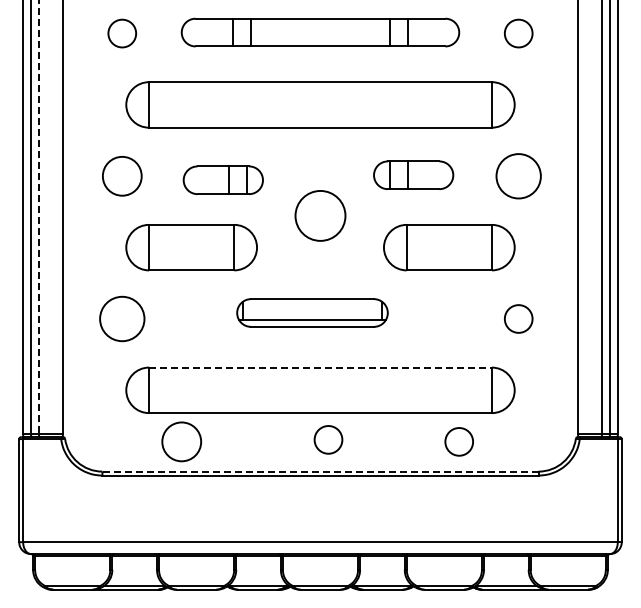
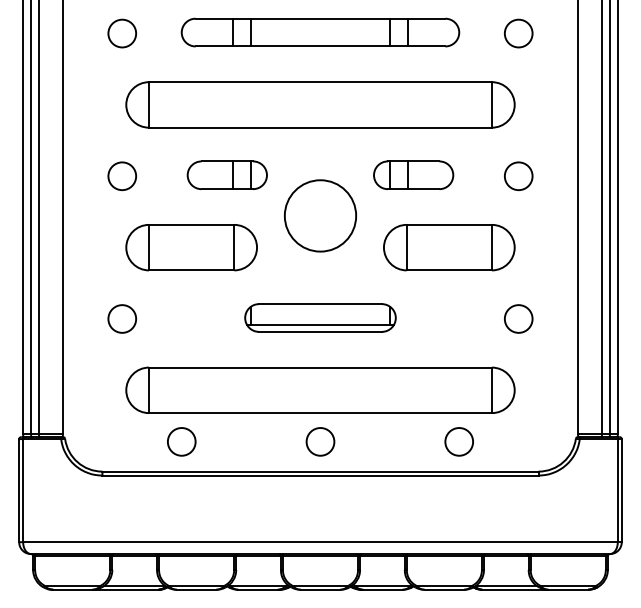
circle diameter: 39 px -> 28 px (122, 176)
circle diameter: 44 px -> 28 px (518, 176)
part position: (222, 179) -> (226, 174) (226, 174)
circle diameter: 50 px -> 71 px (320, 215)
line: dashed -> solid (39, 216)
part position: (312, 312) -> (320, 317) (320, 317)
circle diameter: 44 px -> 28 px (122, 318)
line: dashed -> solid (321, 367)
circle position: (328, 439) -> (320, 441) (320, 441)
circle diameter: 39 px -> 28 px (181, 441)
line: dashed -> solid (320, 471)
